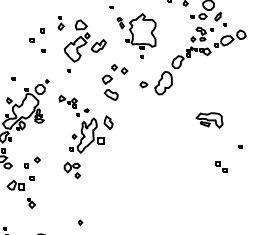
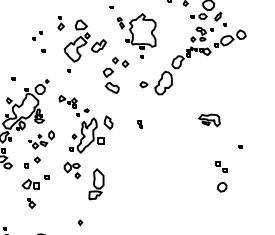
part size: 16x15 px -> 11x10 px (37, 35)
part position: (114, 81) -> (115, 74) (115, 74)
part size: 29x17 px -> 24x15 px (208, 120)
part: none -> present (139, 124)
part: none -> present (41, 139)
part position: (20, 183) -> (35, 182) (35, 182)
part: none -> present (96, 184)
part: none -> present (221, 187)
